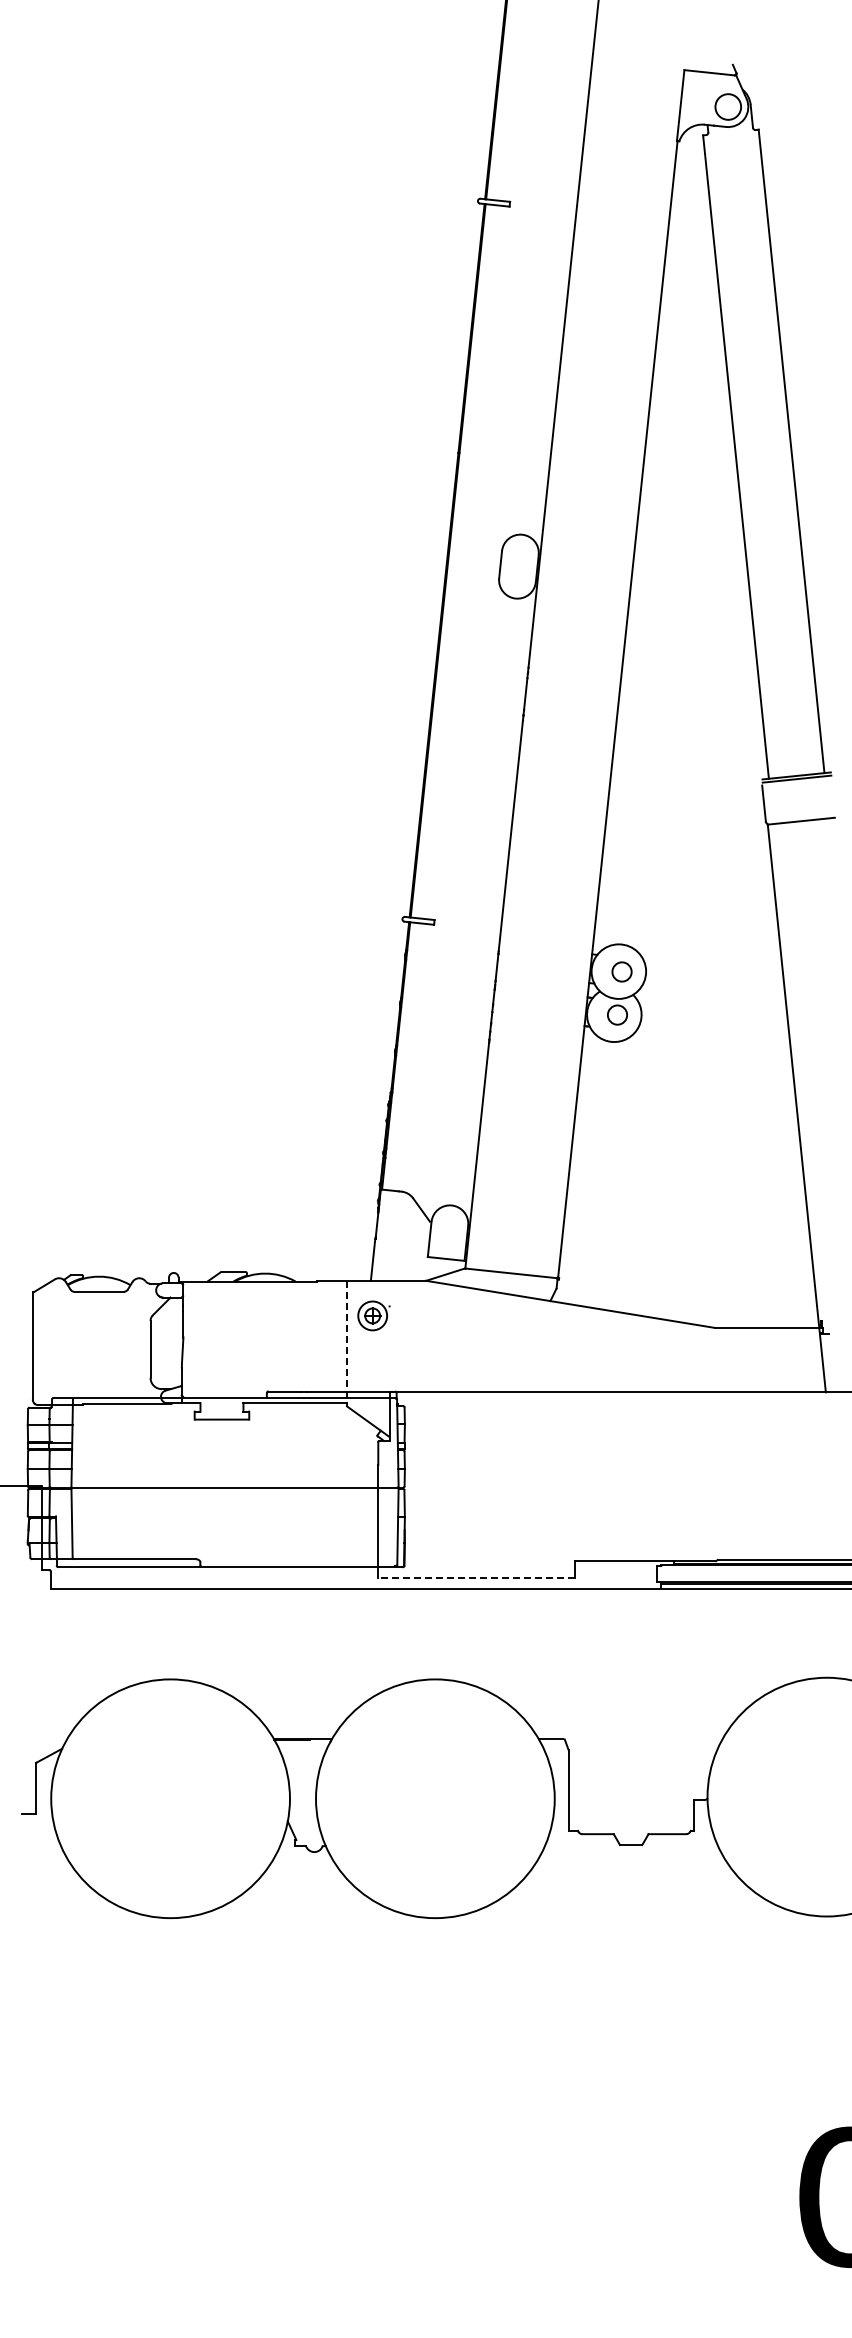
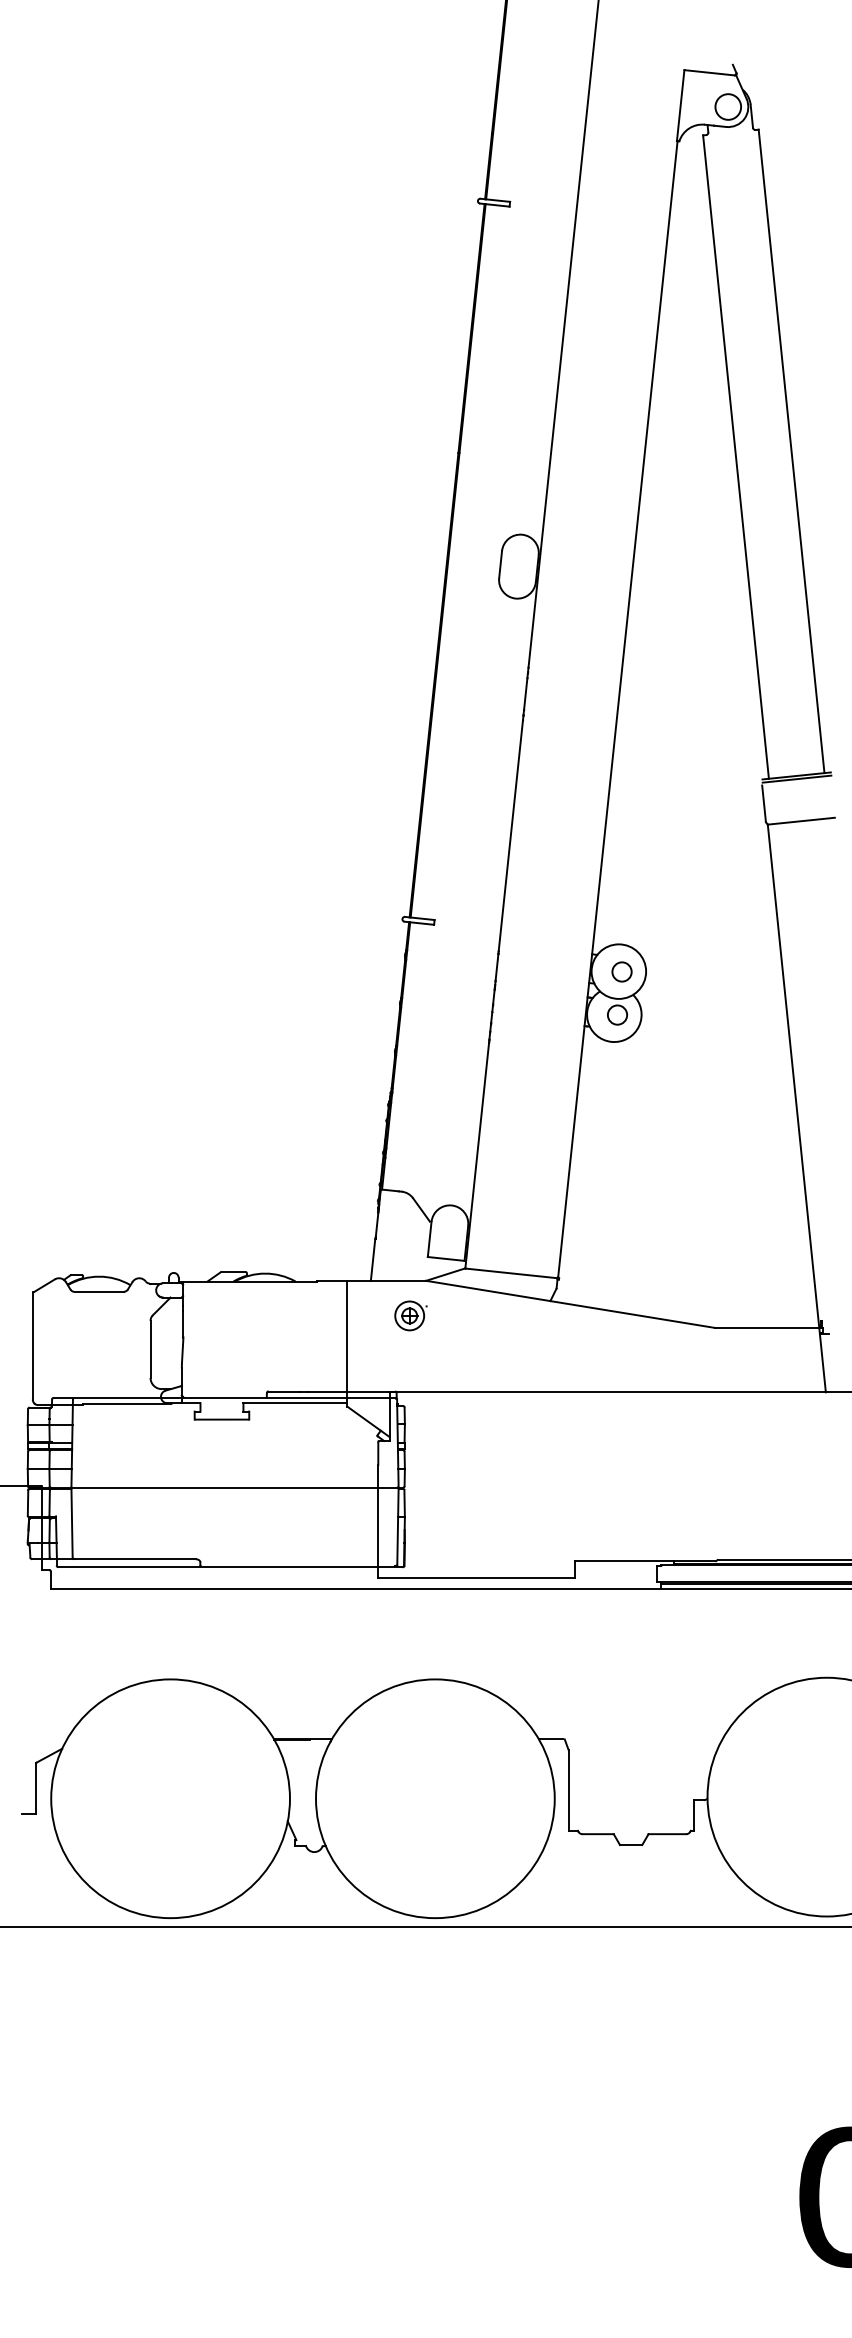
part position: (373, 1315) -> (410, 1315) (410, 1315)
line: dashed -> solid (347, 1343)
line: dashed -> solid (476, 1578)
line: none -> present (425, 1927)
